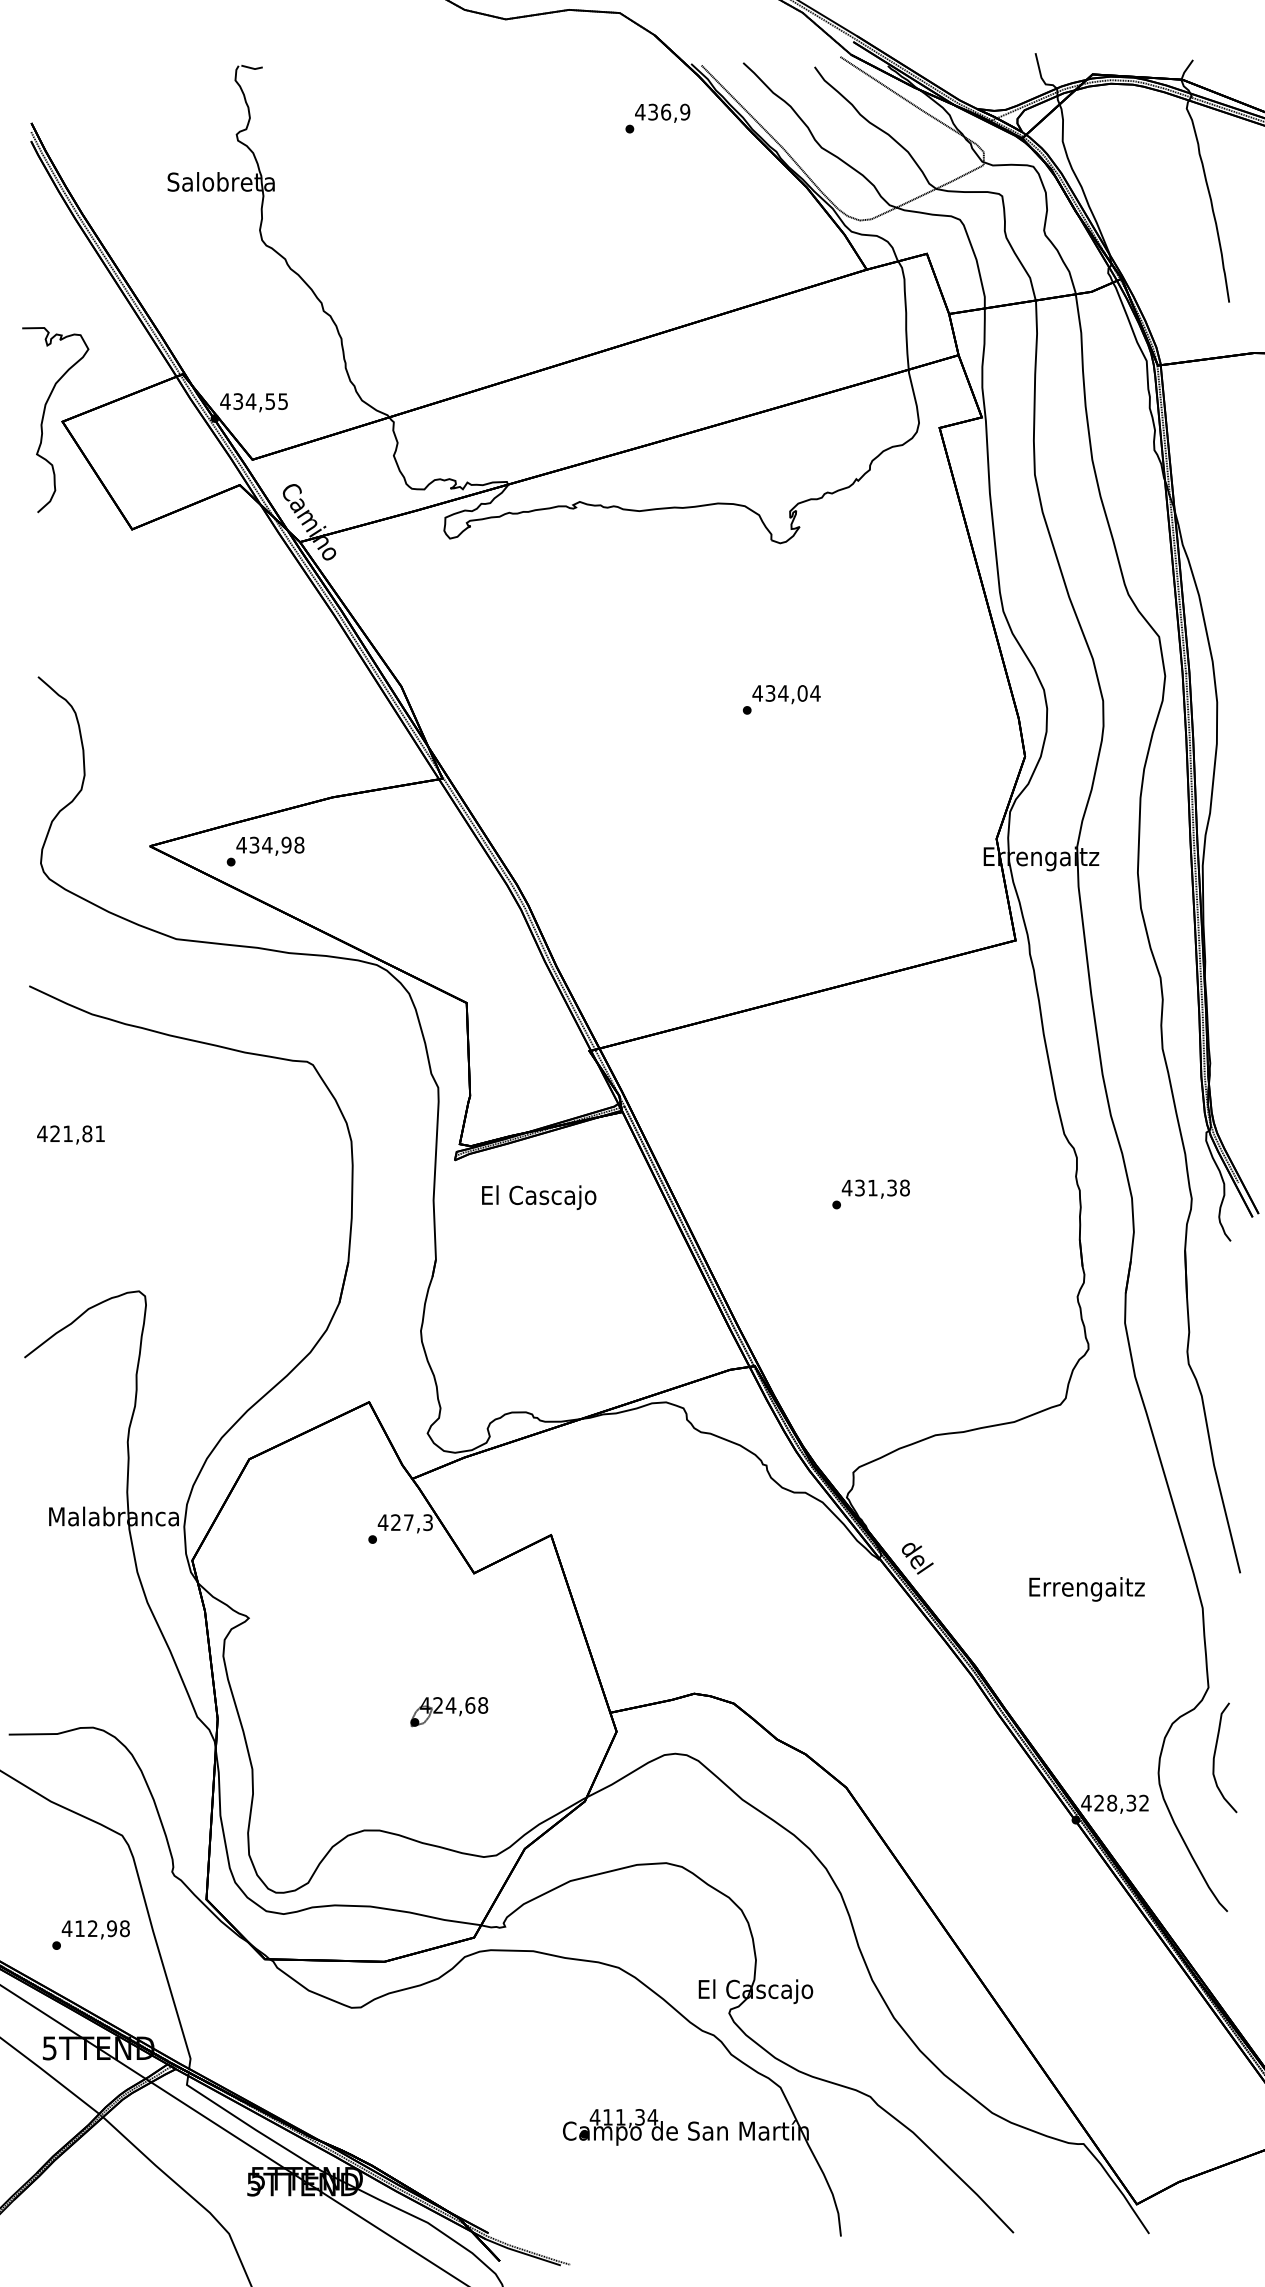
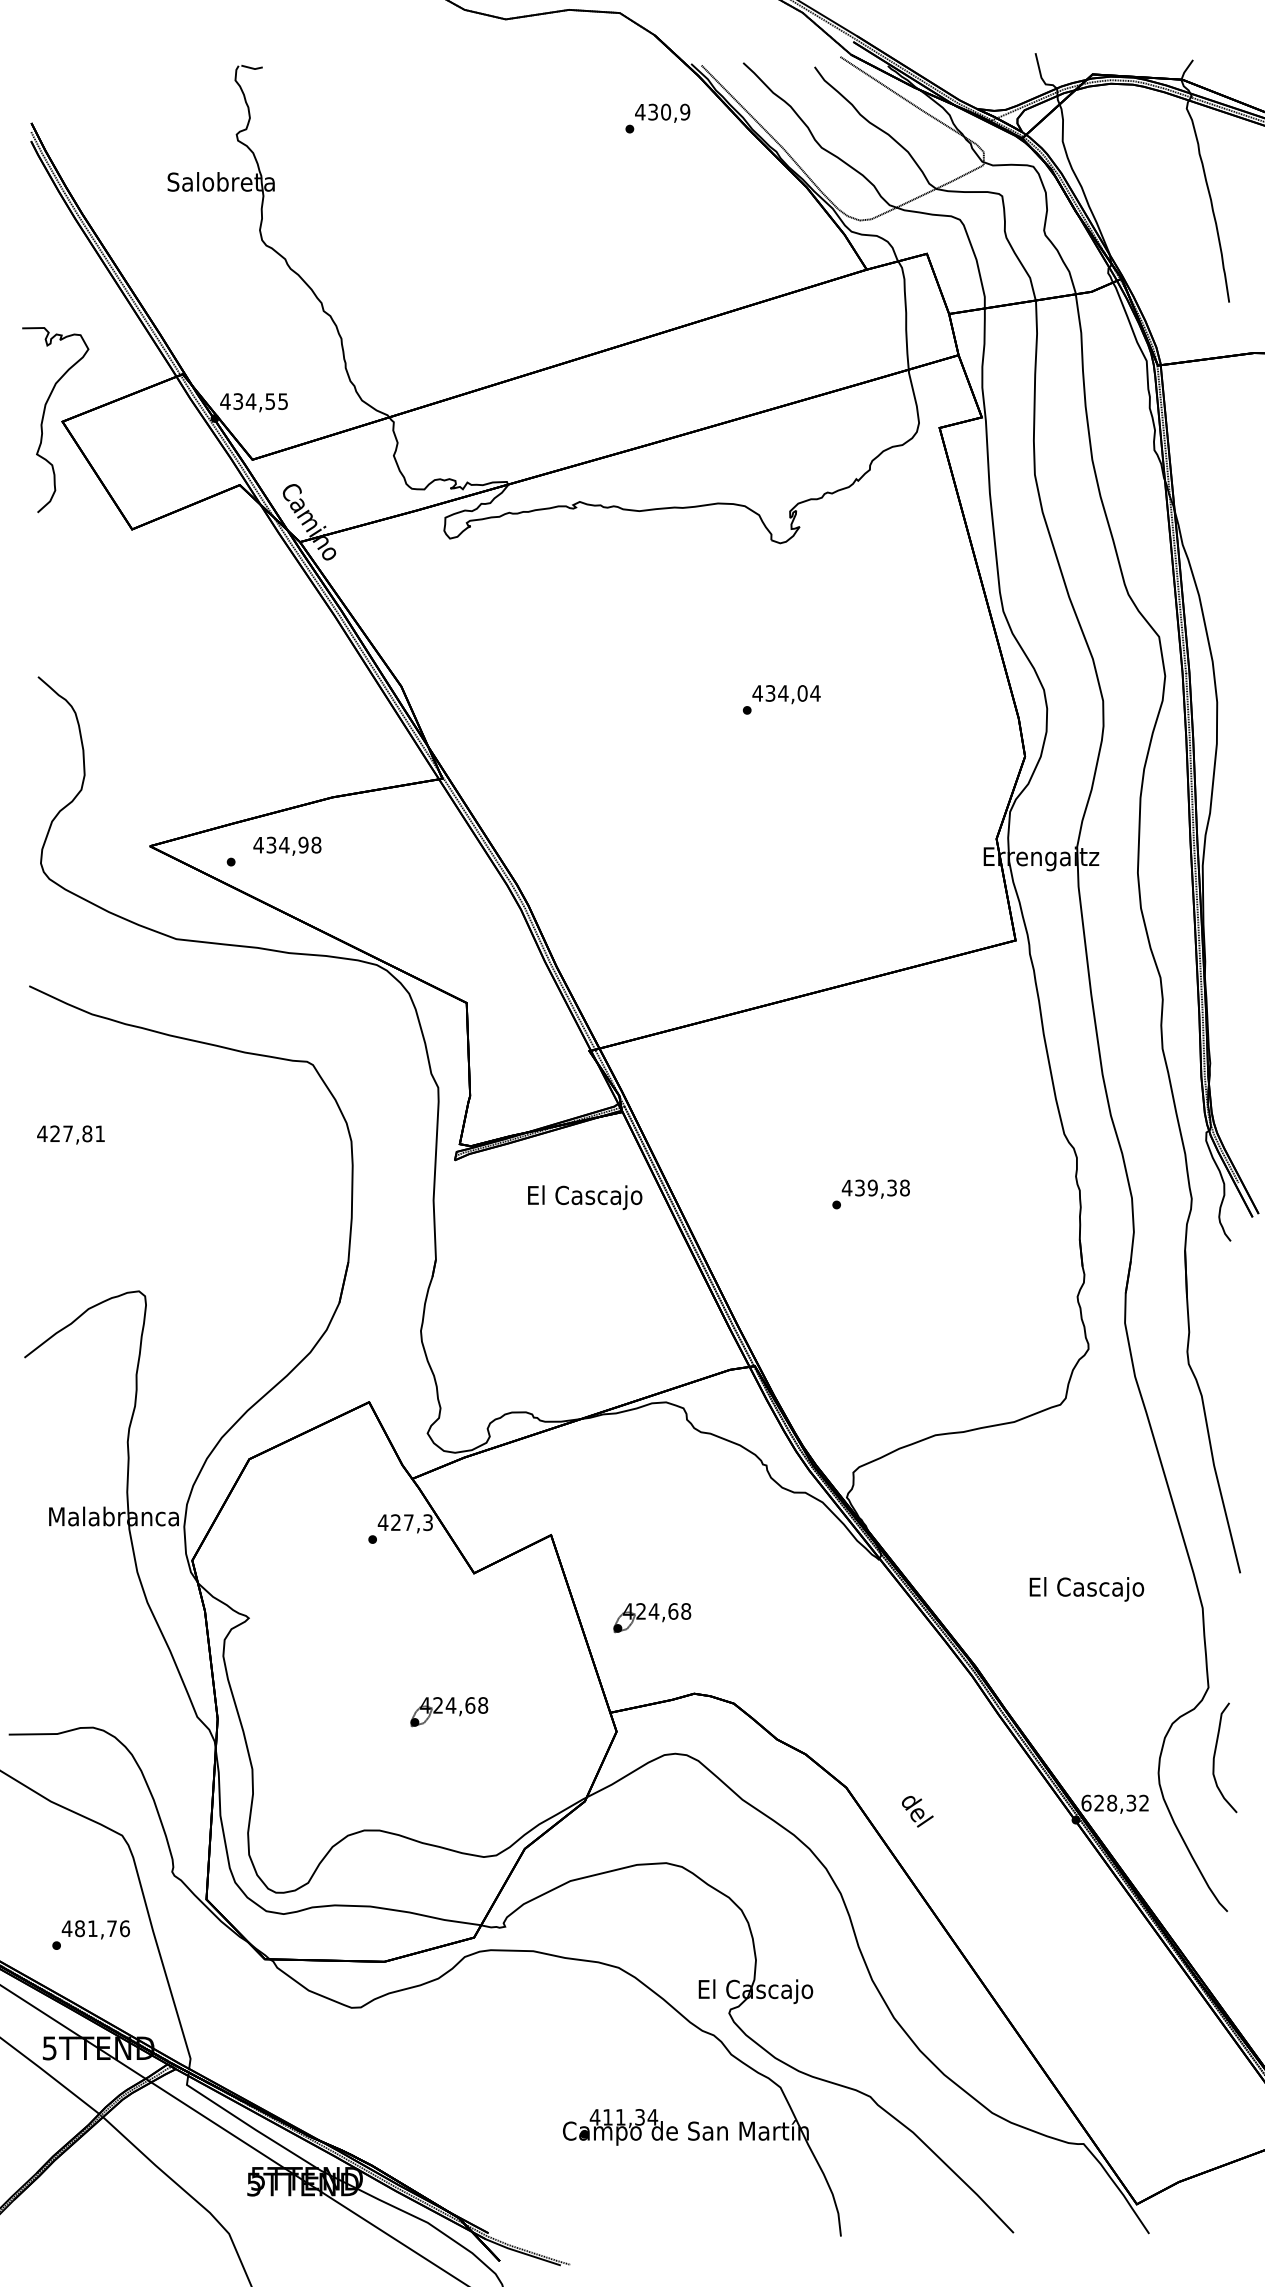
text: 436,9 -> 430,9 (666, 111)
text position: (270, 845) -> (287, 845) (287, 845)
text: 421,81 -> 427,81 (67, 1133)
text: 431,38 -> 439,38 (872, 1187)
text position: (539, 1197) -> (585, 1197) (585, 1197)
text position: (917, 1558) -> (917, 1811) (917, 1811)
text: Errengaitz -> El Cascajo (1086, 1589)
part: none -> present (652, 1618)
text: 428,32 -> 628,32 (1086, 1802)
text: 412,98 -> 481,76 (102, 1928)
